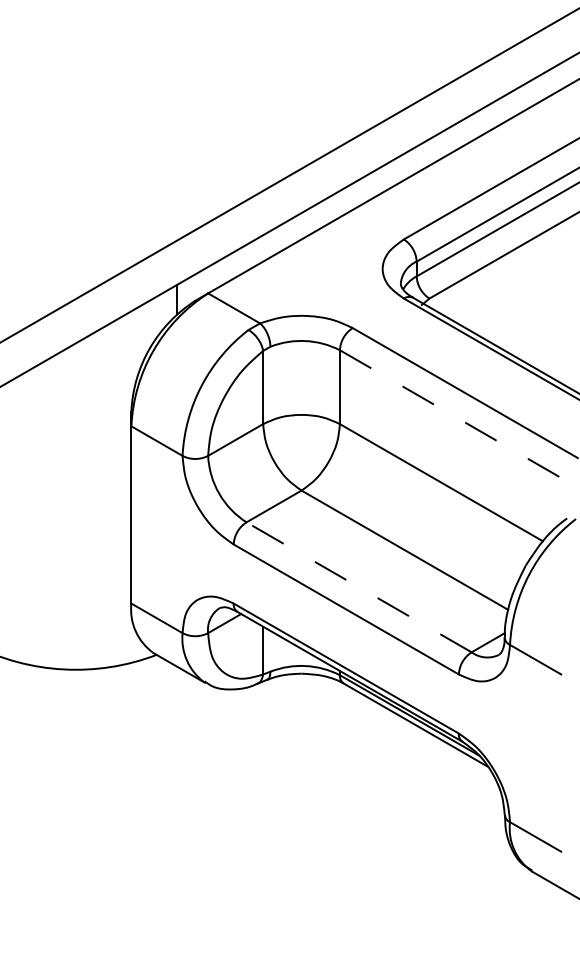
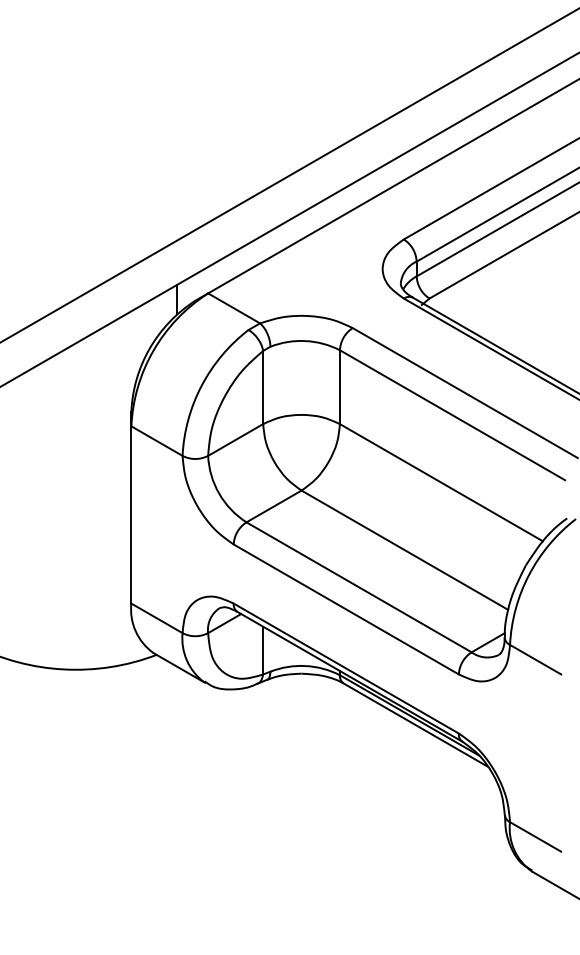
line: dashed -> solid (452, 415)
line: dashed -> solid (359, 587)
